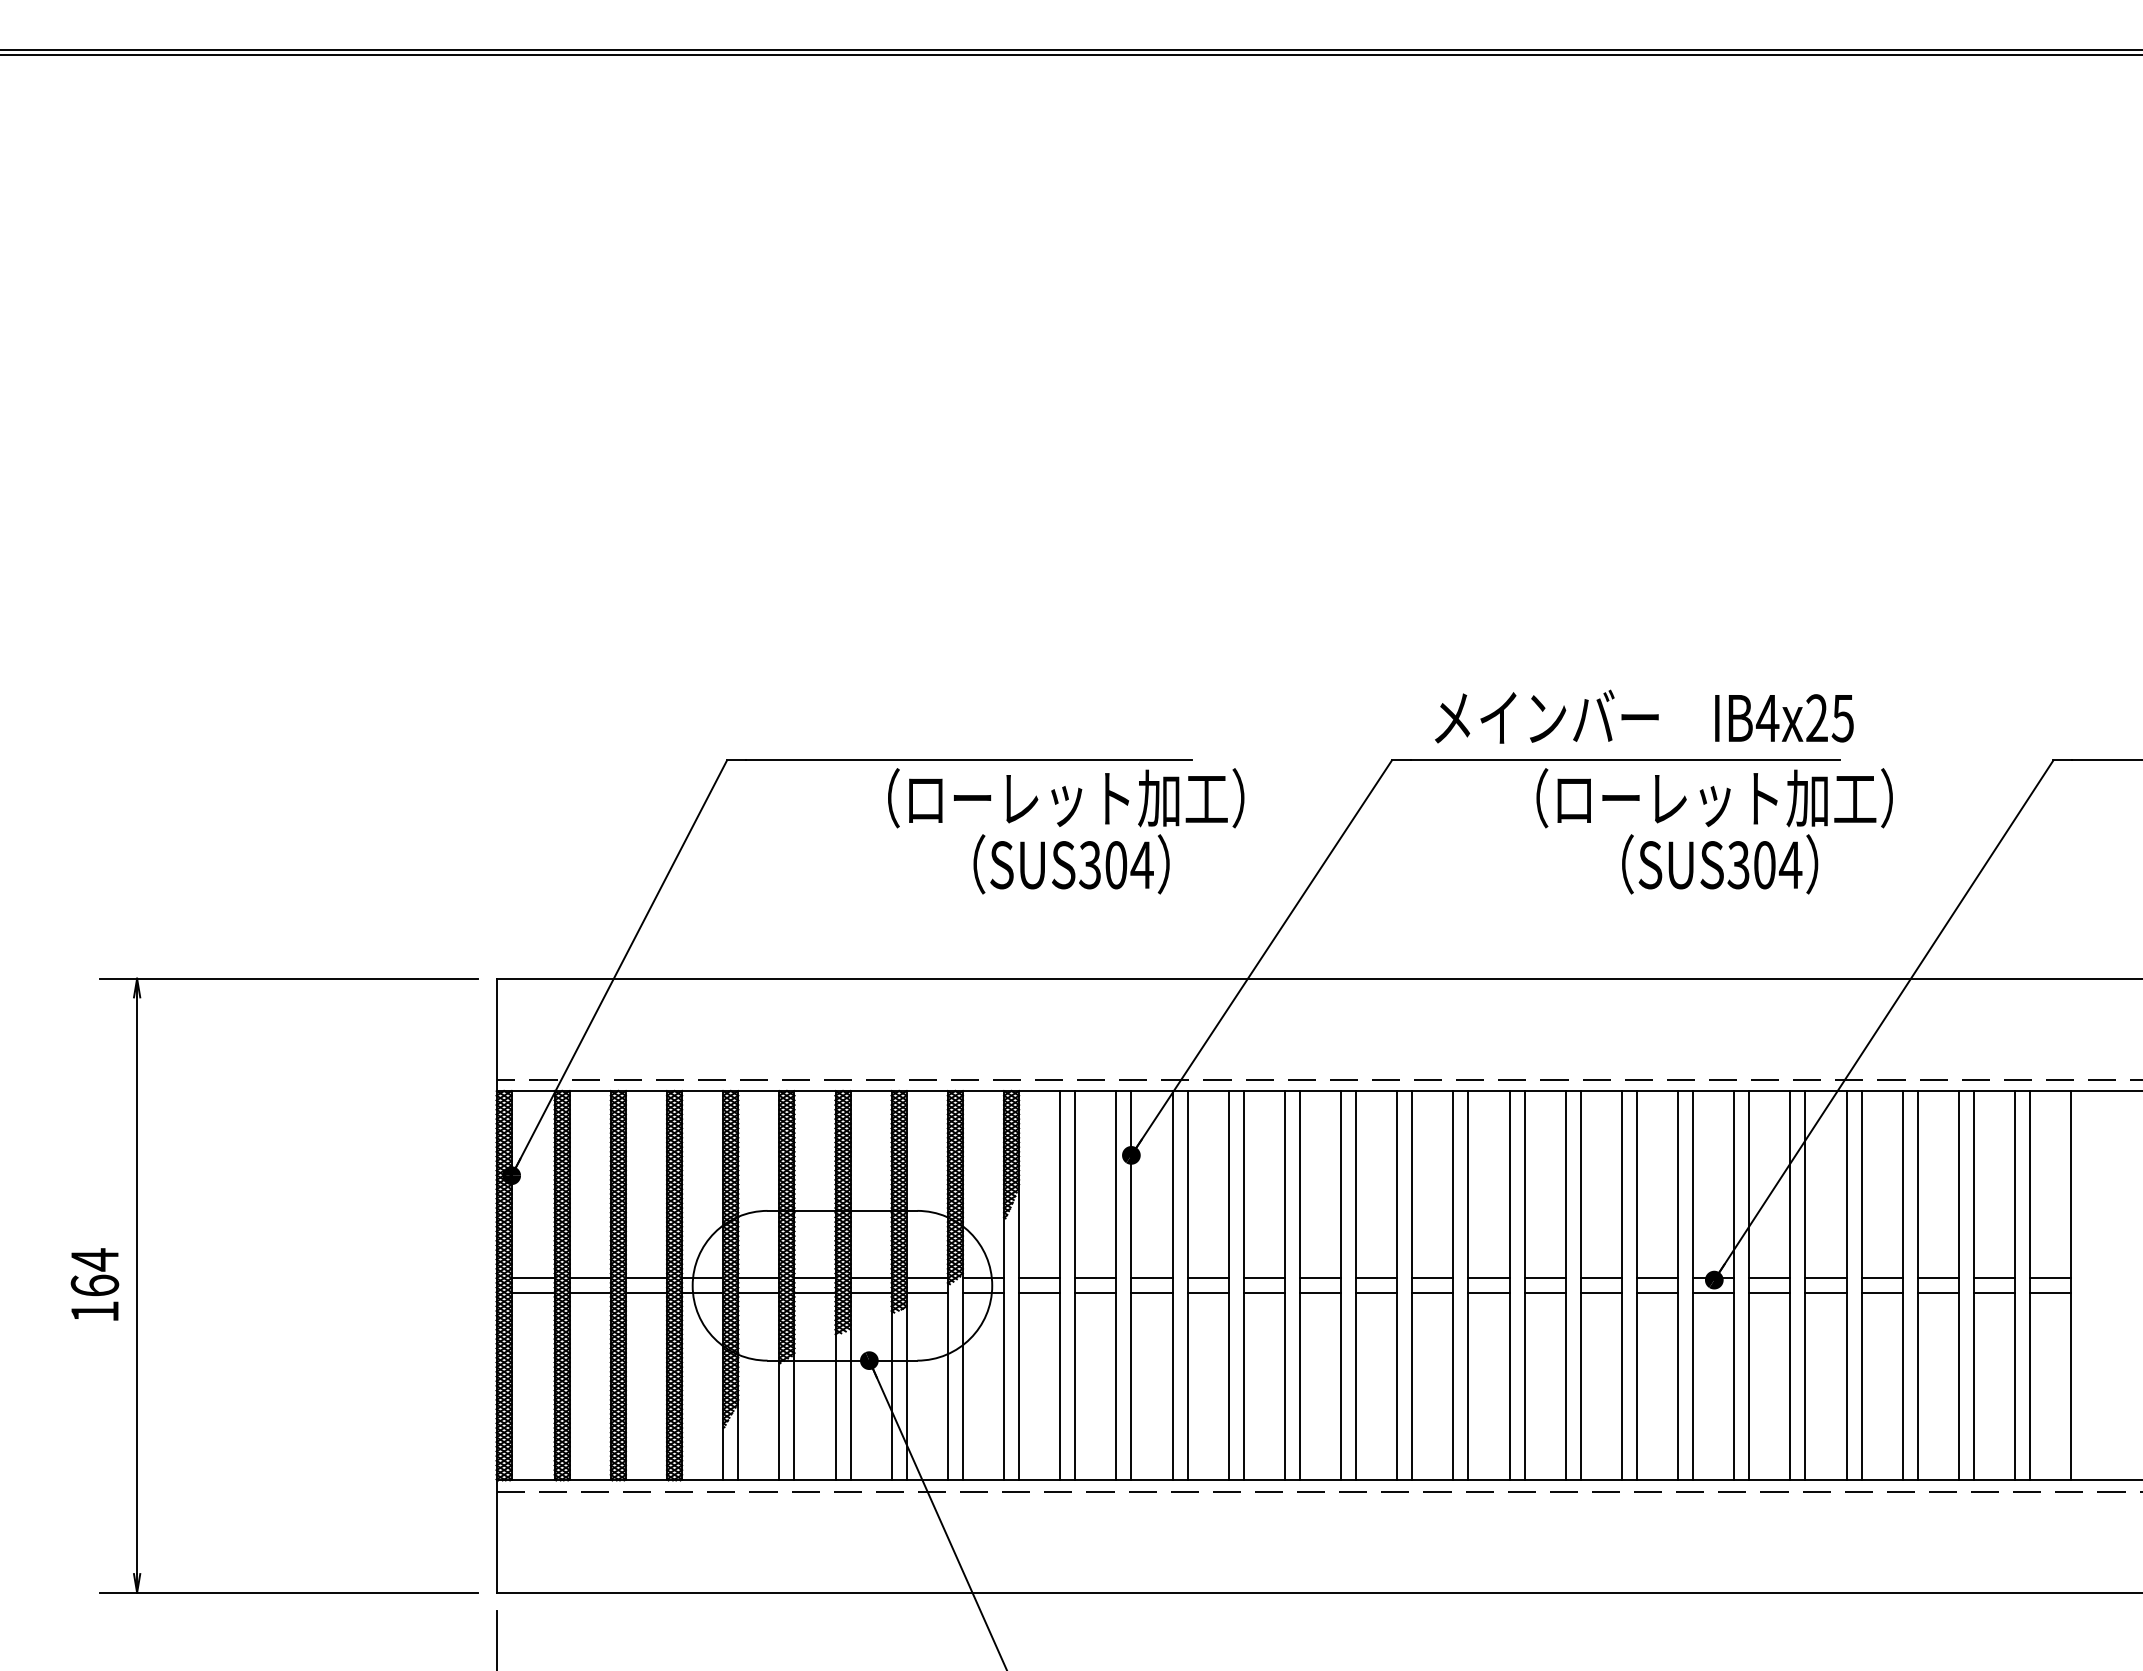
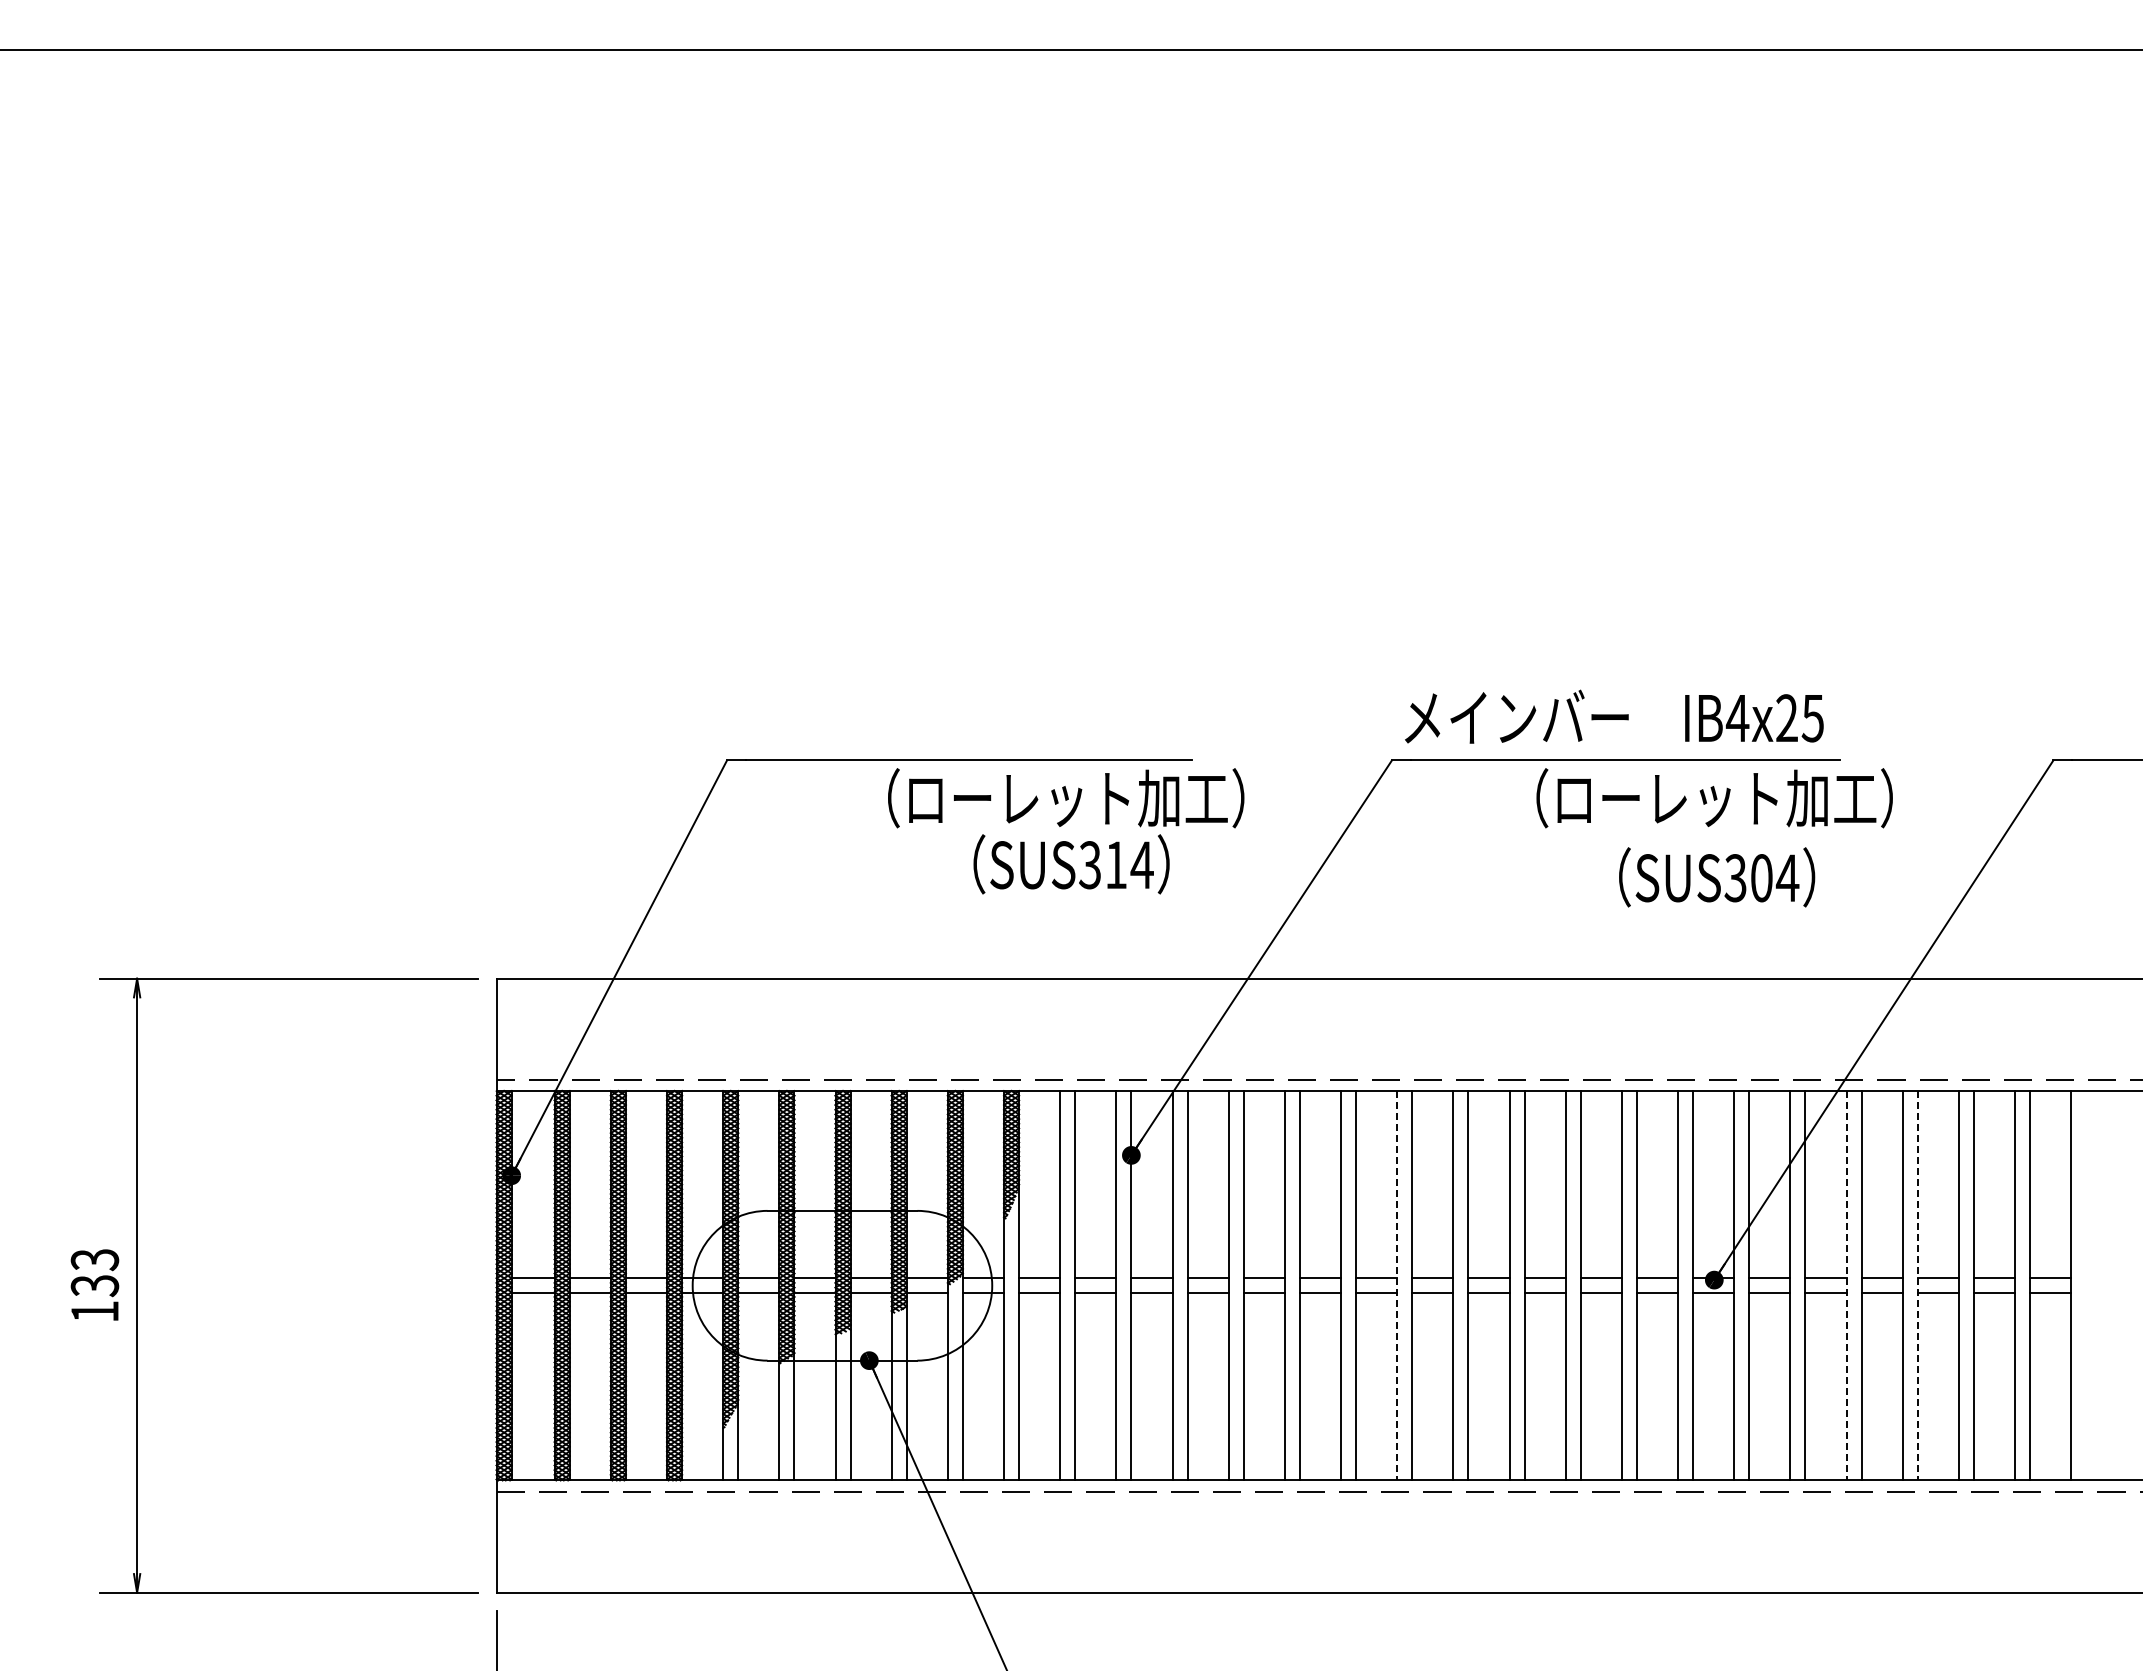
line: present -> none (1070, 54)
text position: (1644, 716) -> (1614, 716) (1614, 716)
text position: (1720, 864) -> (1717, 877) (1717, 877)
text: SUS304 -> SUS314 (1116, 865)
text: 164 -> 133 (94, 1272)
line: solid -> dashed (1397, 1285)
line: solid -> dashed (1846, 1285)
line: solid -> dashed (1917, 1285)
